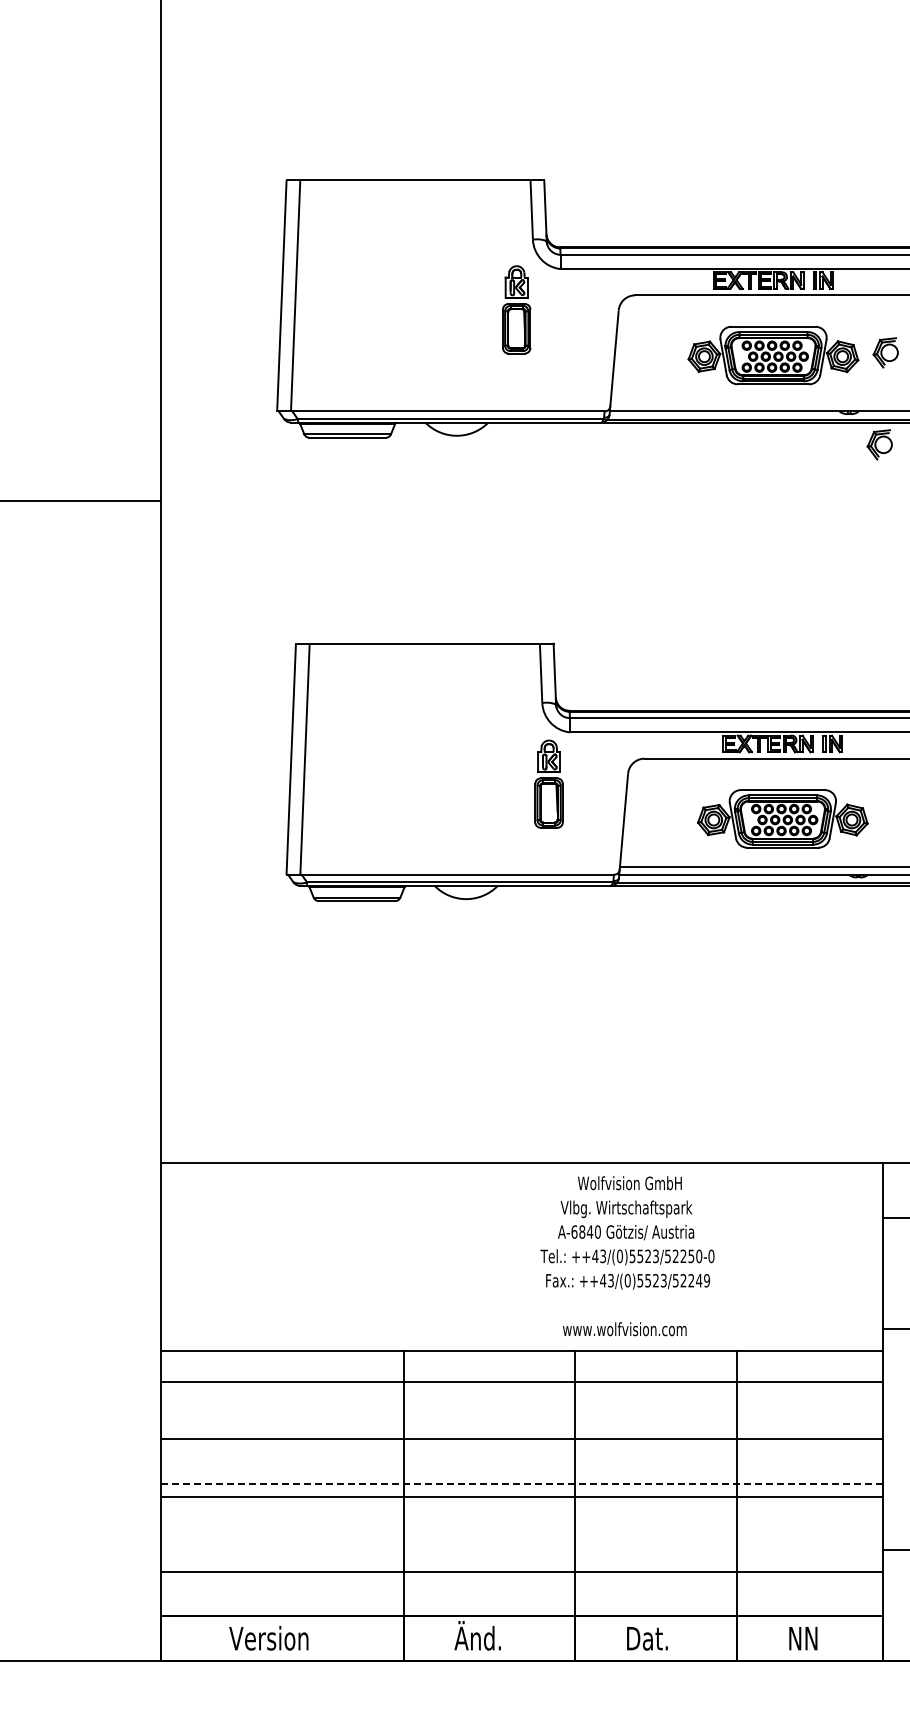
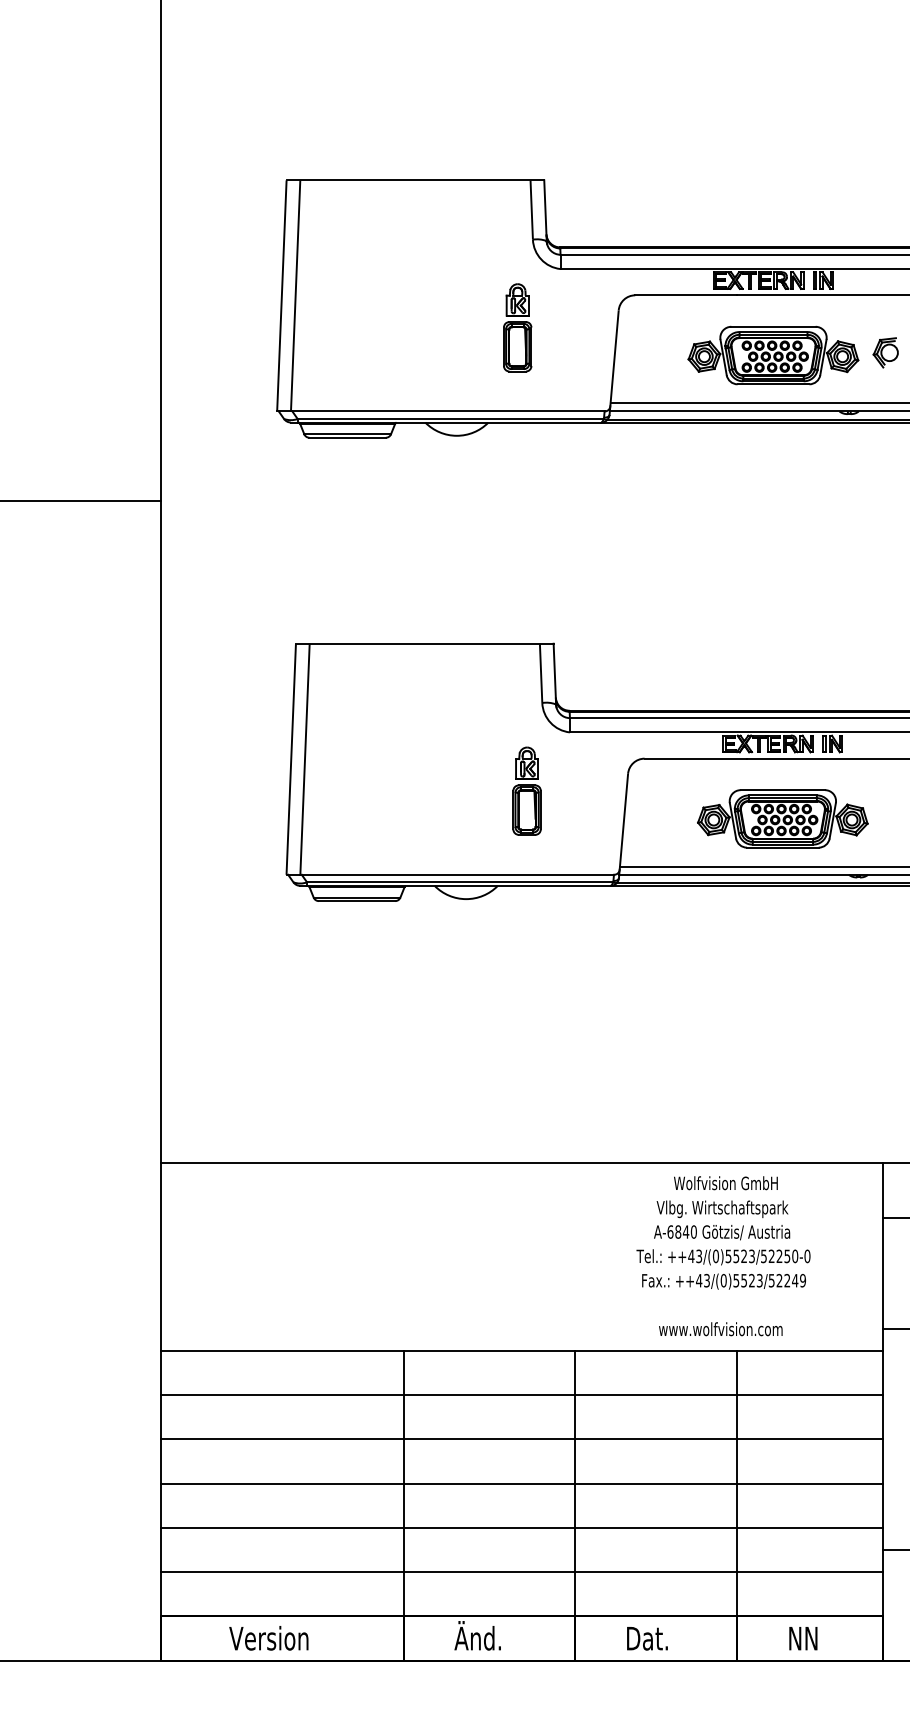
part position: (516, 309) -> (517, 327) (517, 327)
line: none -> present (758, 403)
part: present -> none (879, 444)
part position: (548, 783) -> (526, 790) (526, 790)
text position: (627, 1256) -> (723, 1256) (723, 1256)
line position: (521, 1382) -> (521, 1395) (521, 1395)
line: dashed -> solid (522, 1483)
line position: (521, 1496) -> (521, 1527) (521, 1527)
